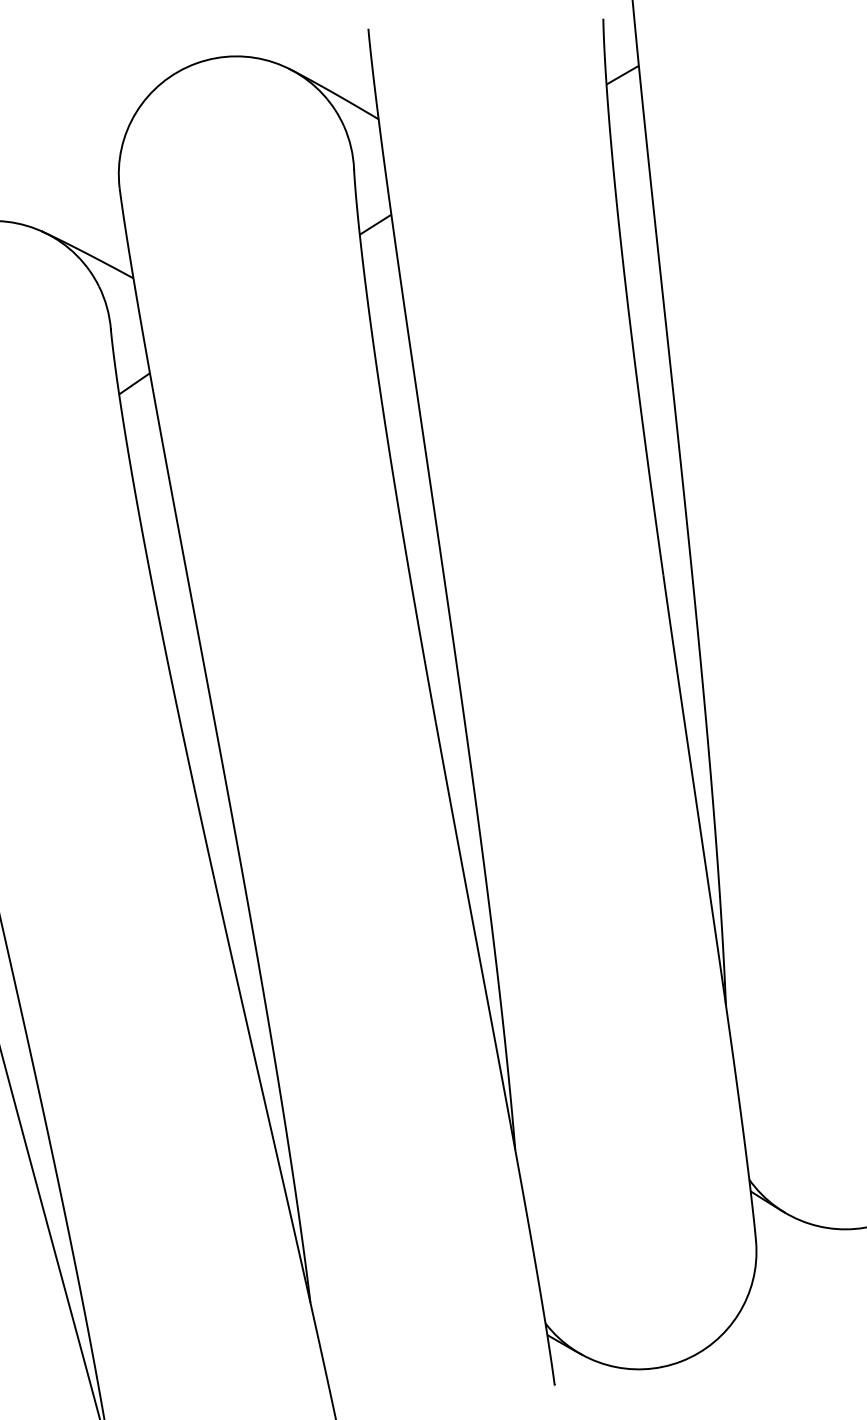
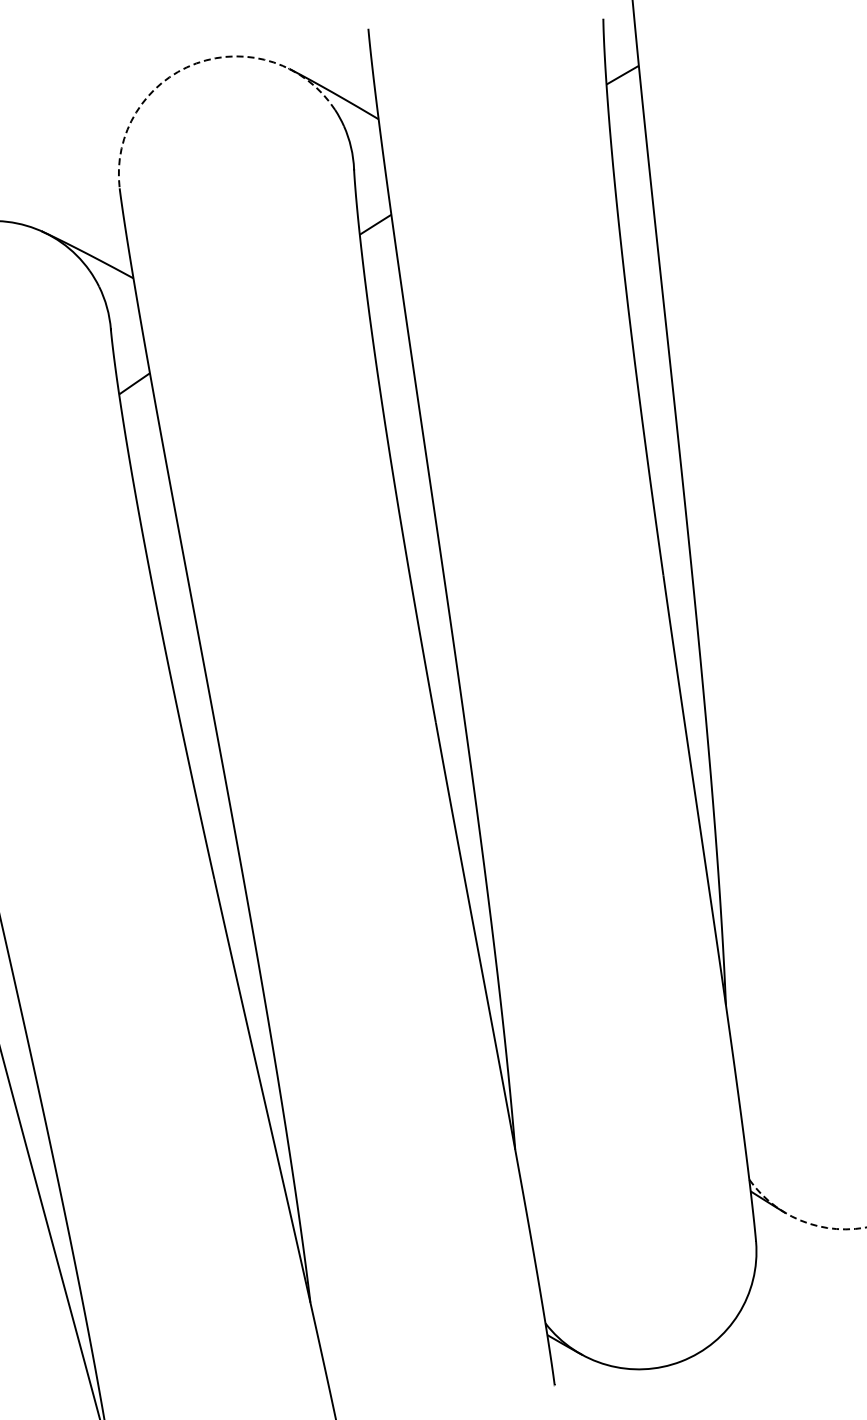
arc: solid -> dashed (196, 63)
arc: solid -> dashed (801, 1220)
